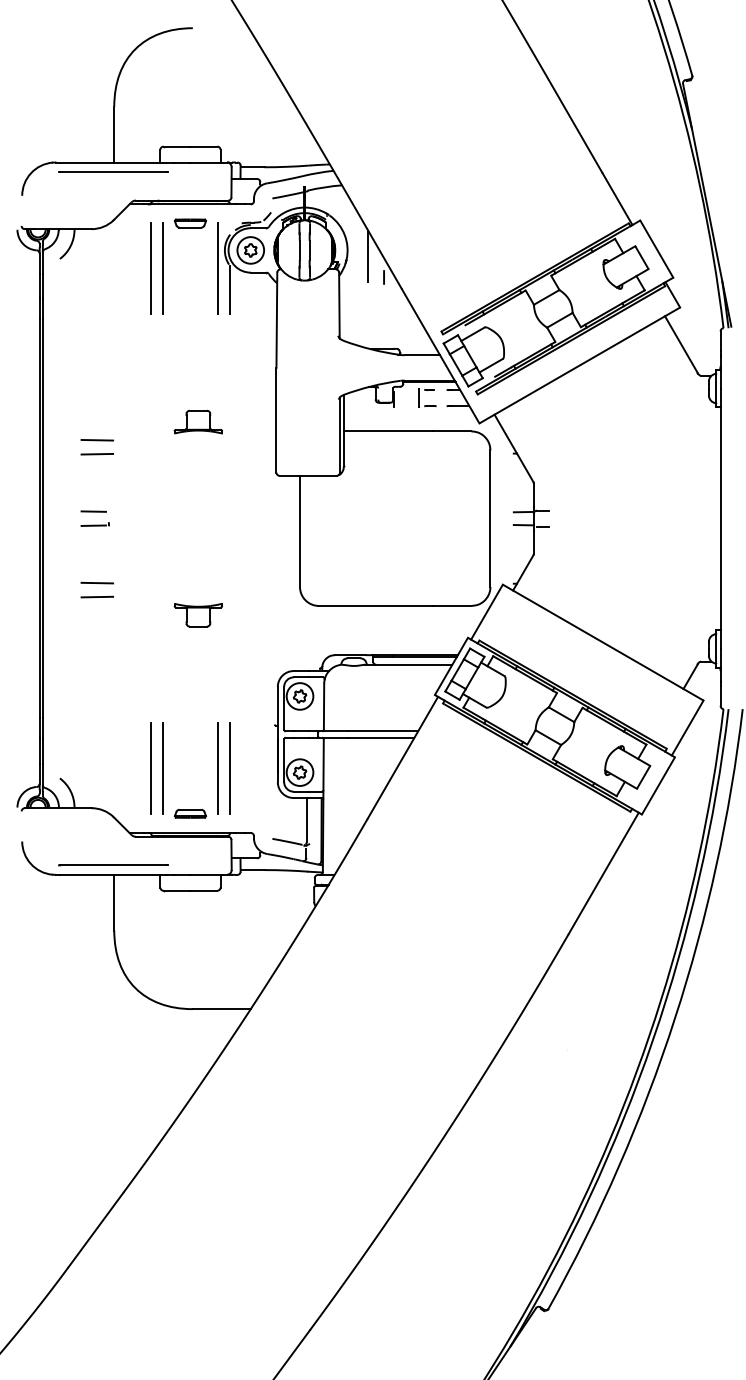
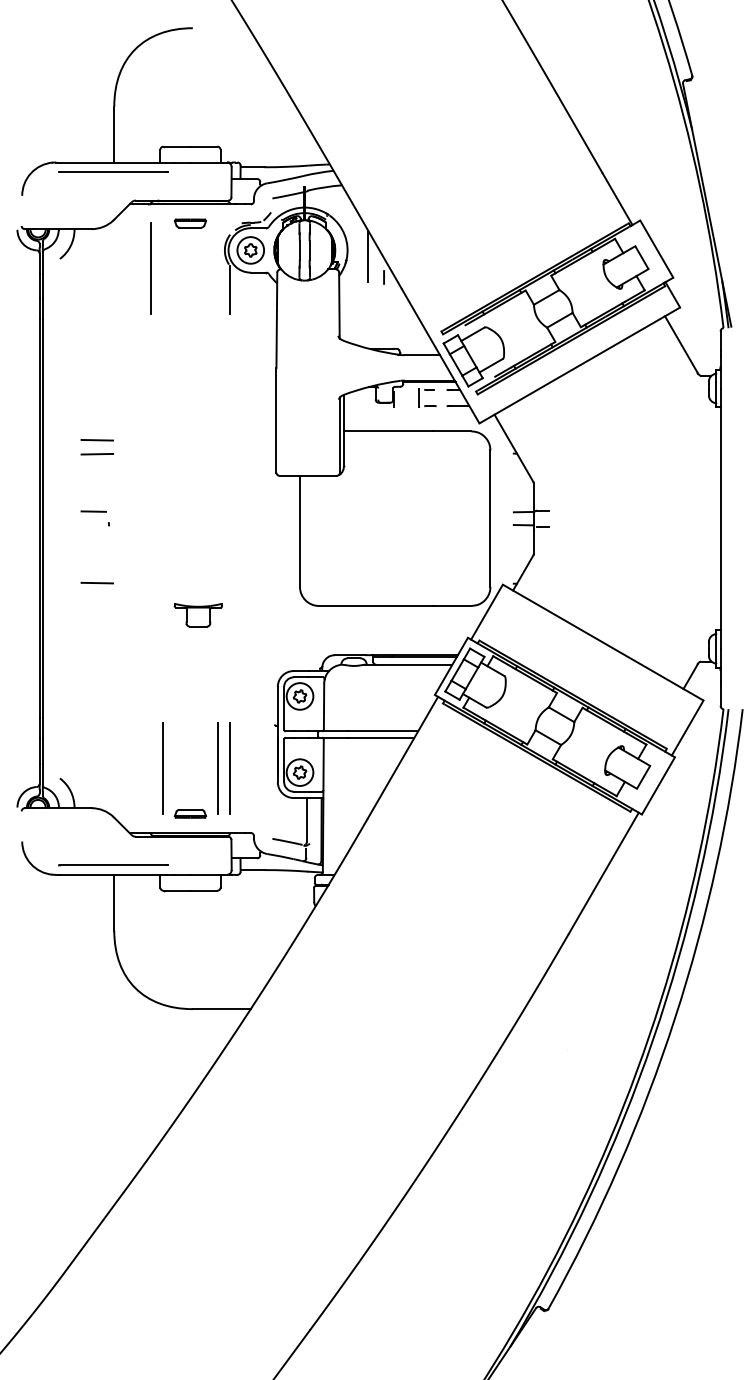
line: present -> none (162, 267)
line: present -> none (217, 267)
part: present -> none (197, 421)
line: present -> none (93, 525)
line: present -> none (97, 596)
line: present -> none (151, 768)
